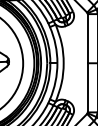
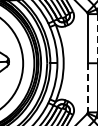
line: solid -> dashed (97, 38)
line: solid -> dashed (87, 87)
